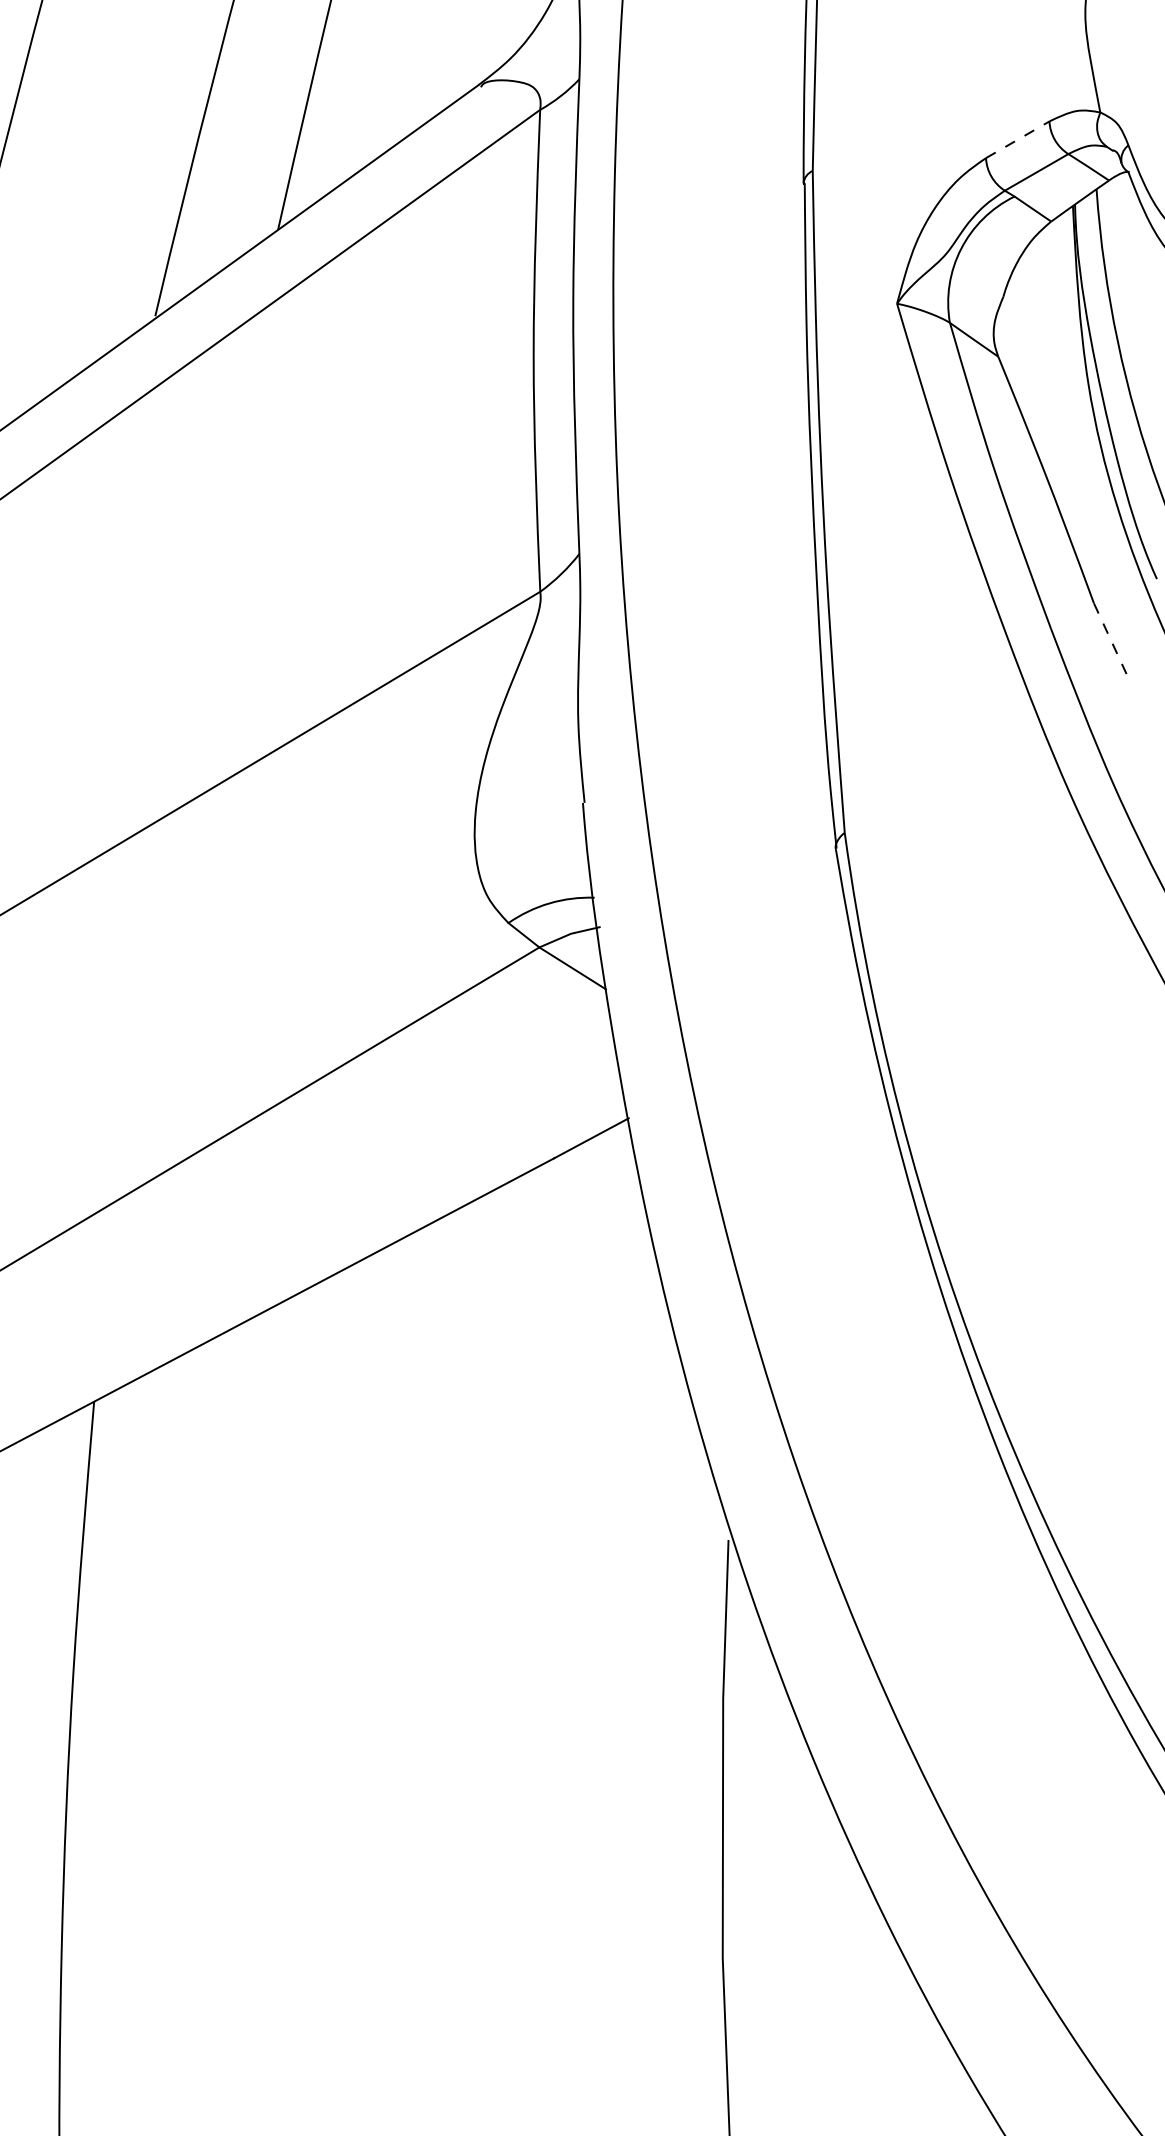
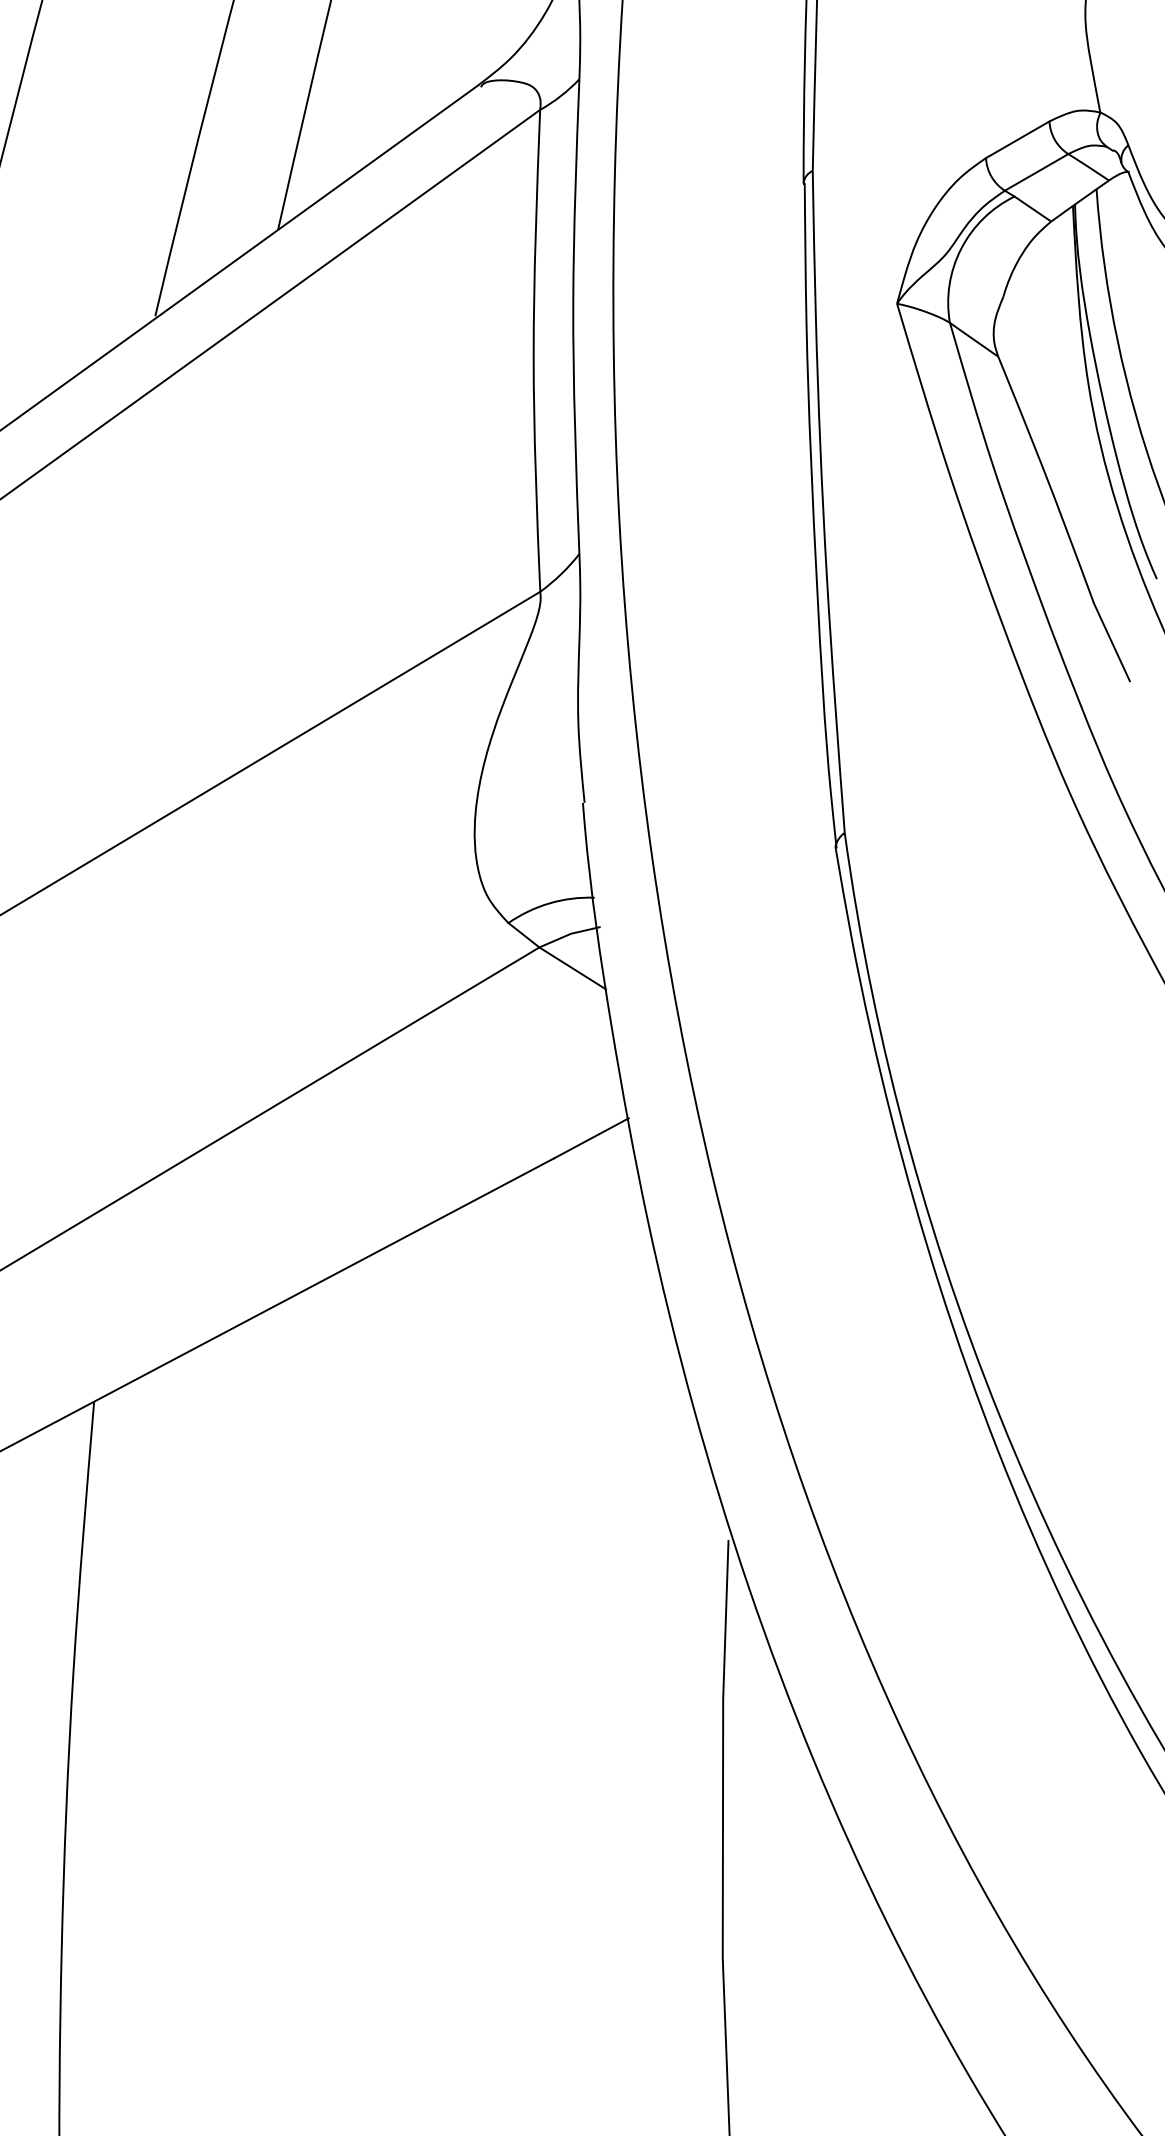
line: dashed -> solid (1017, 139)
line: dashed -> solid (1111, 642)
